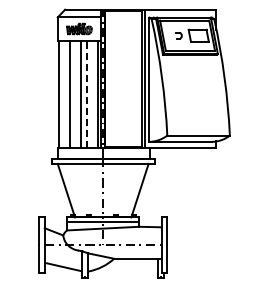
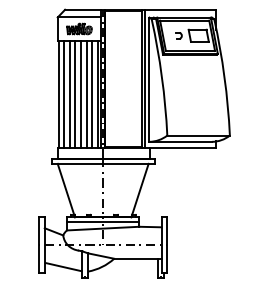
line: none -> present (64, 94)
line: none -> present (75, 94)
line: dashed -> solid (86, 94)
line: none -> present (92, 94)
